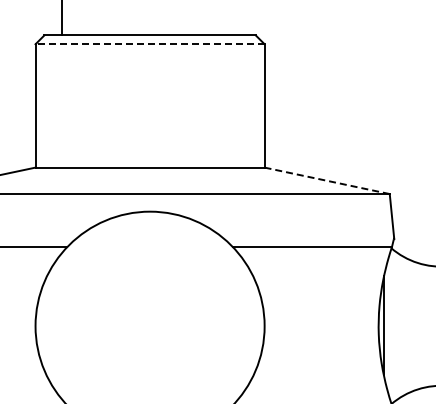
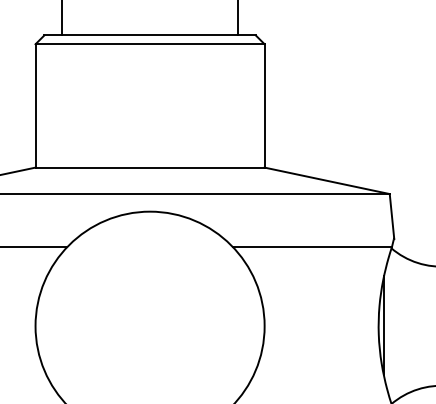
line: none -> present (238, 18)
line: dashed -> solid (150, 44)
line: dashed -> solid (327, 180)
